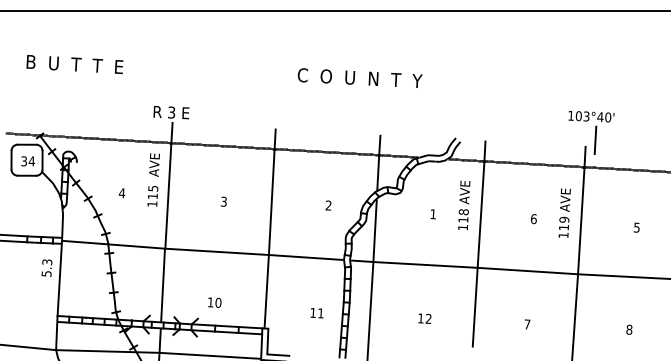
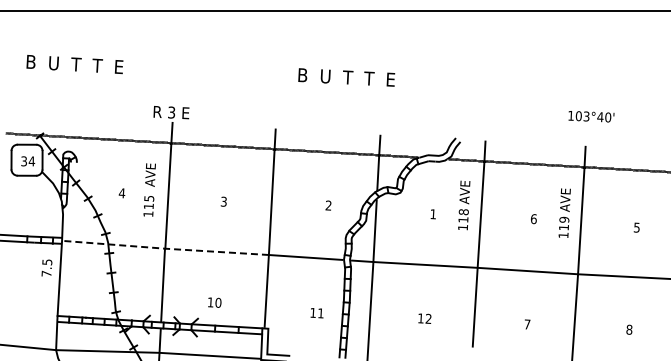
text: C  O  U  N  T  Y -> B  U  T  T  E (359, 77)
line: present -> none (595, 140)
text position: (153, 179) -> (149, 189) (149, 189)
line: solid -> dashed (165, 248)
text: 5.3 -> 7.5 (46, 267)
